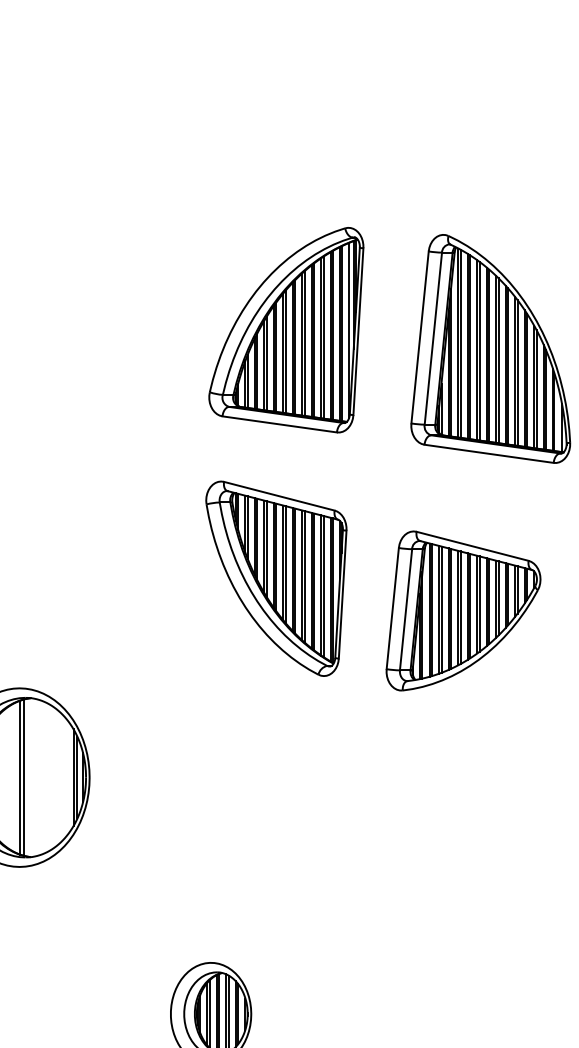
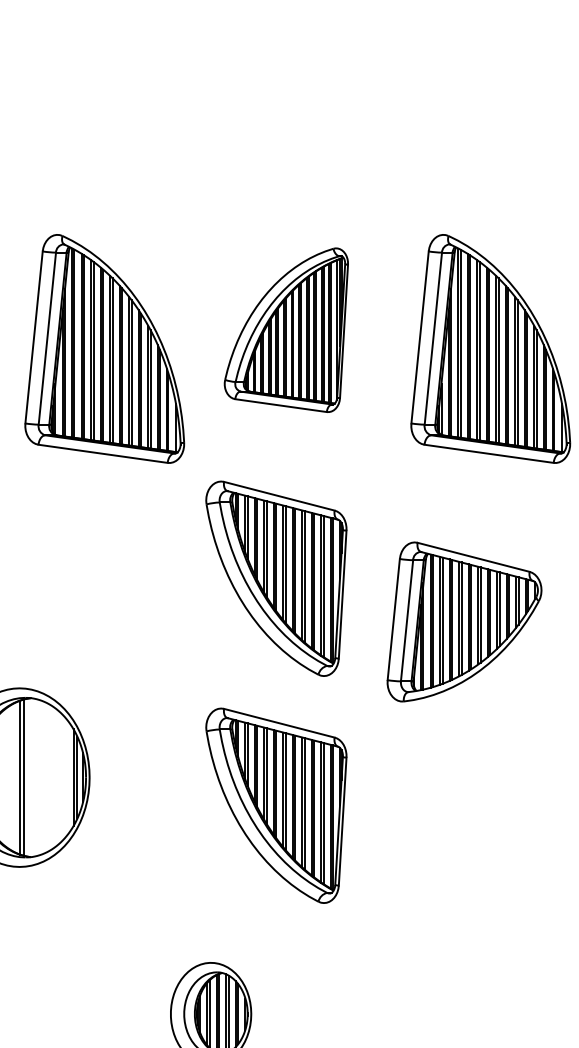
part size: 157x207 px -> 126x166 px (285, 329)
part: none -> present (104, 348)
part position: (463, 610) -> (464, 621) (464, 621)
part: none -> present (276, 805)
